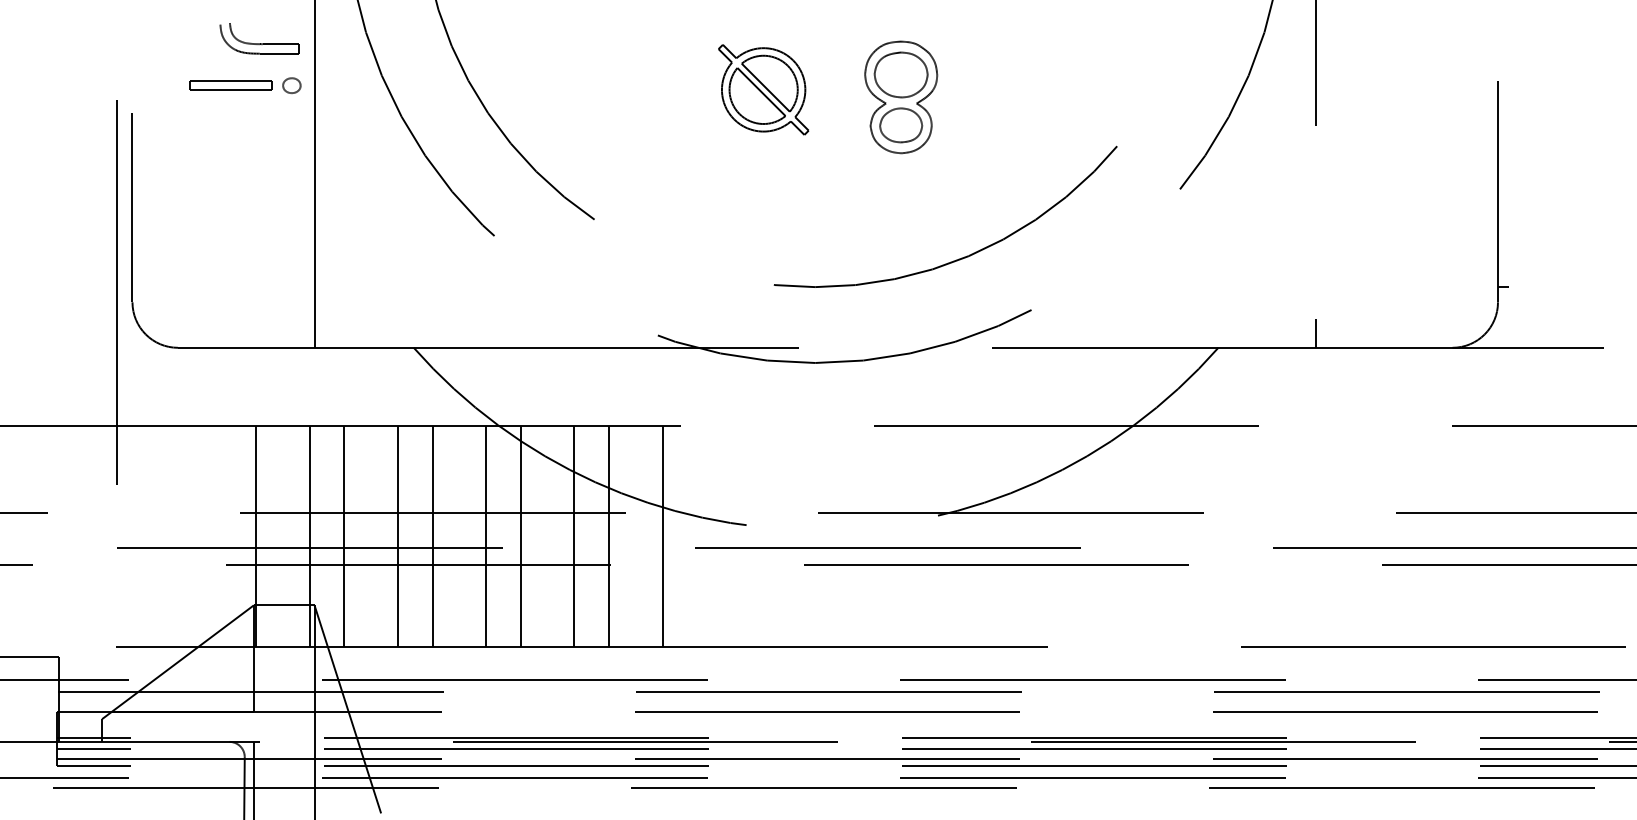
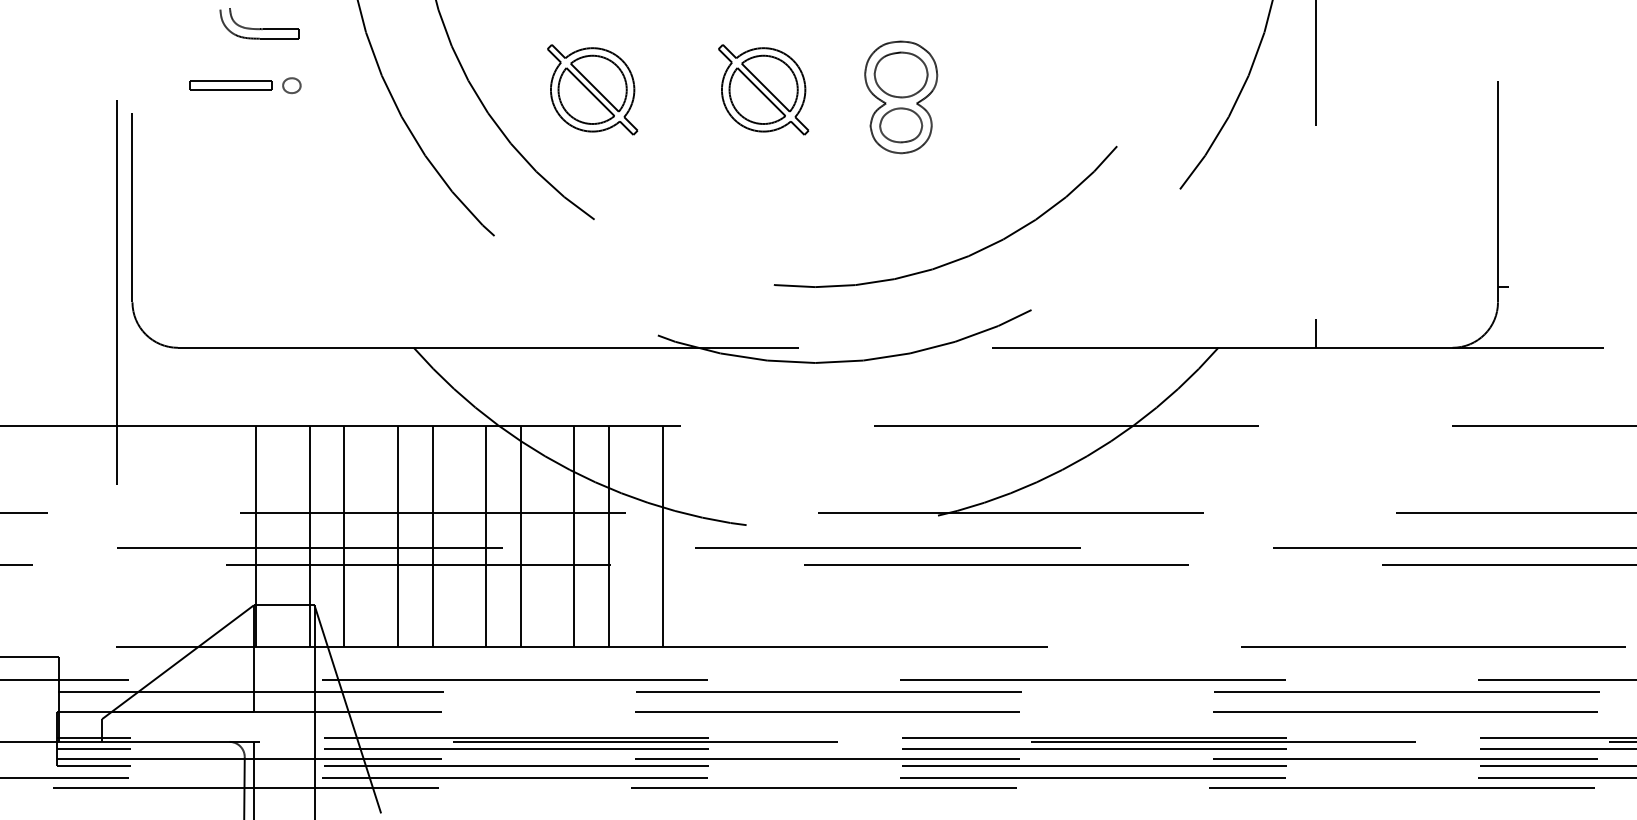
part position: (259, 38) -> (259, 23) (259, 23)
part: none -> present (592, 89)
line: present -> none (314, 174)
